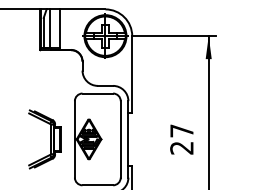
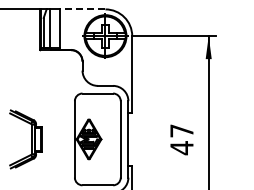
line: solid -> dashed (82, 9)
part position: (44, 139) -> (25, 139) (25, 139)
text: 27 -> 47 (181, 148)
